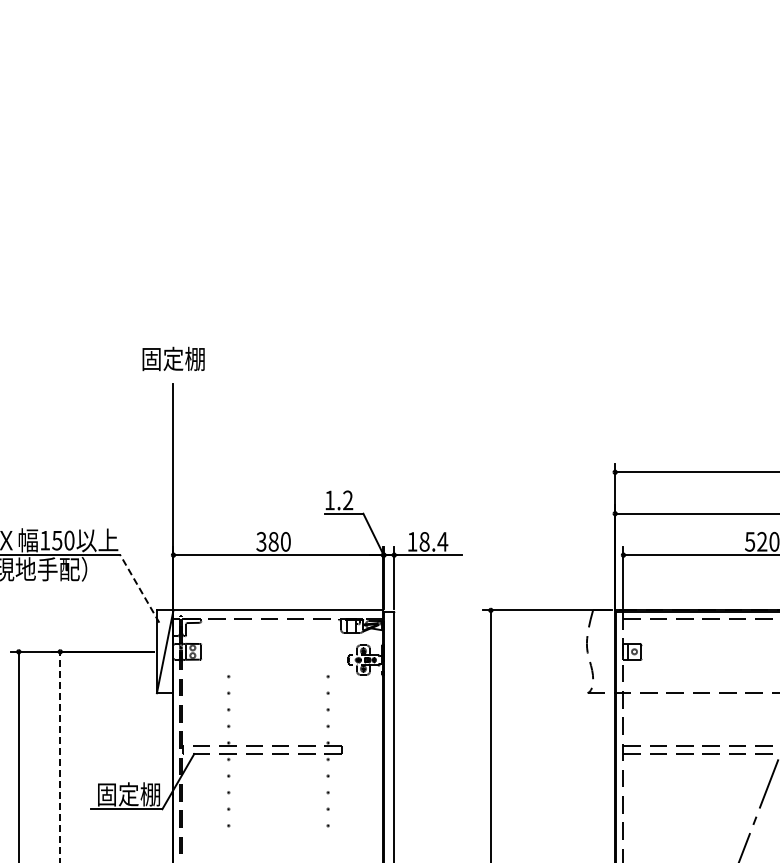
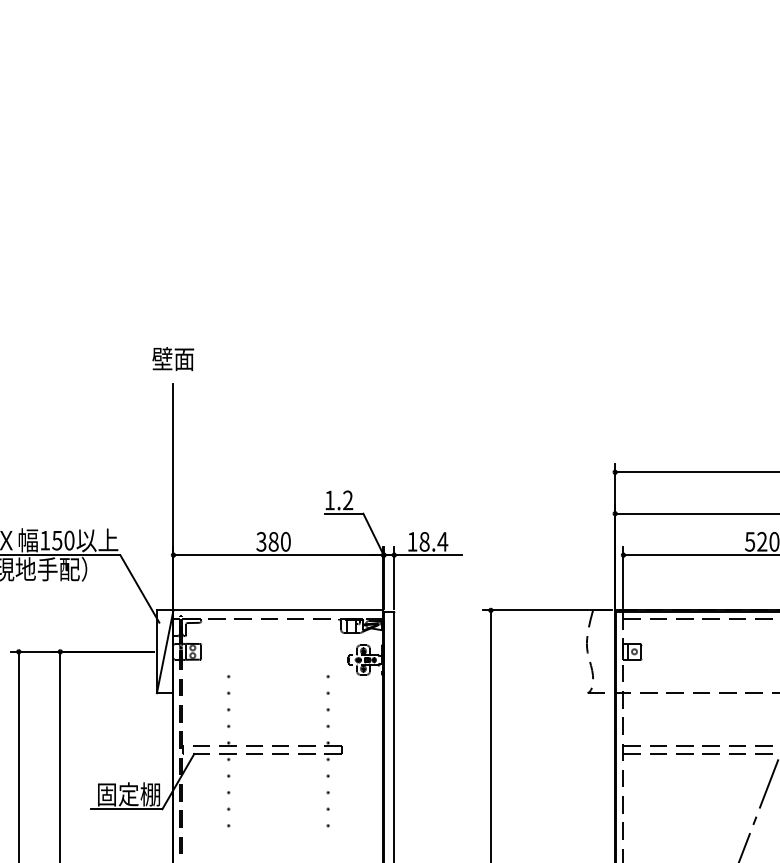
text: 固定棚 -> 壁面 (173, 358)
line: dashed -> solid (139, 588)
line: dashed -> solid (60, 756)
